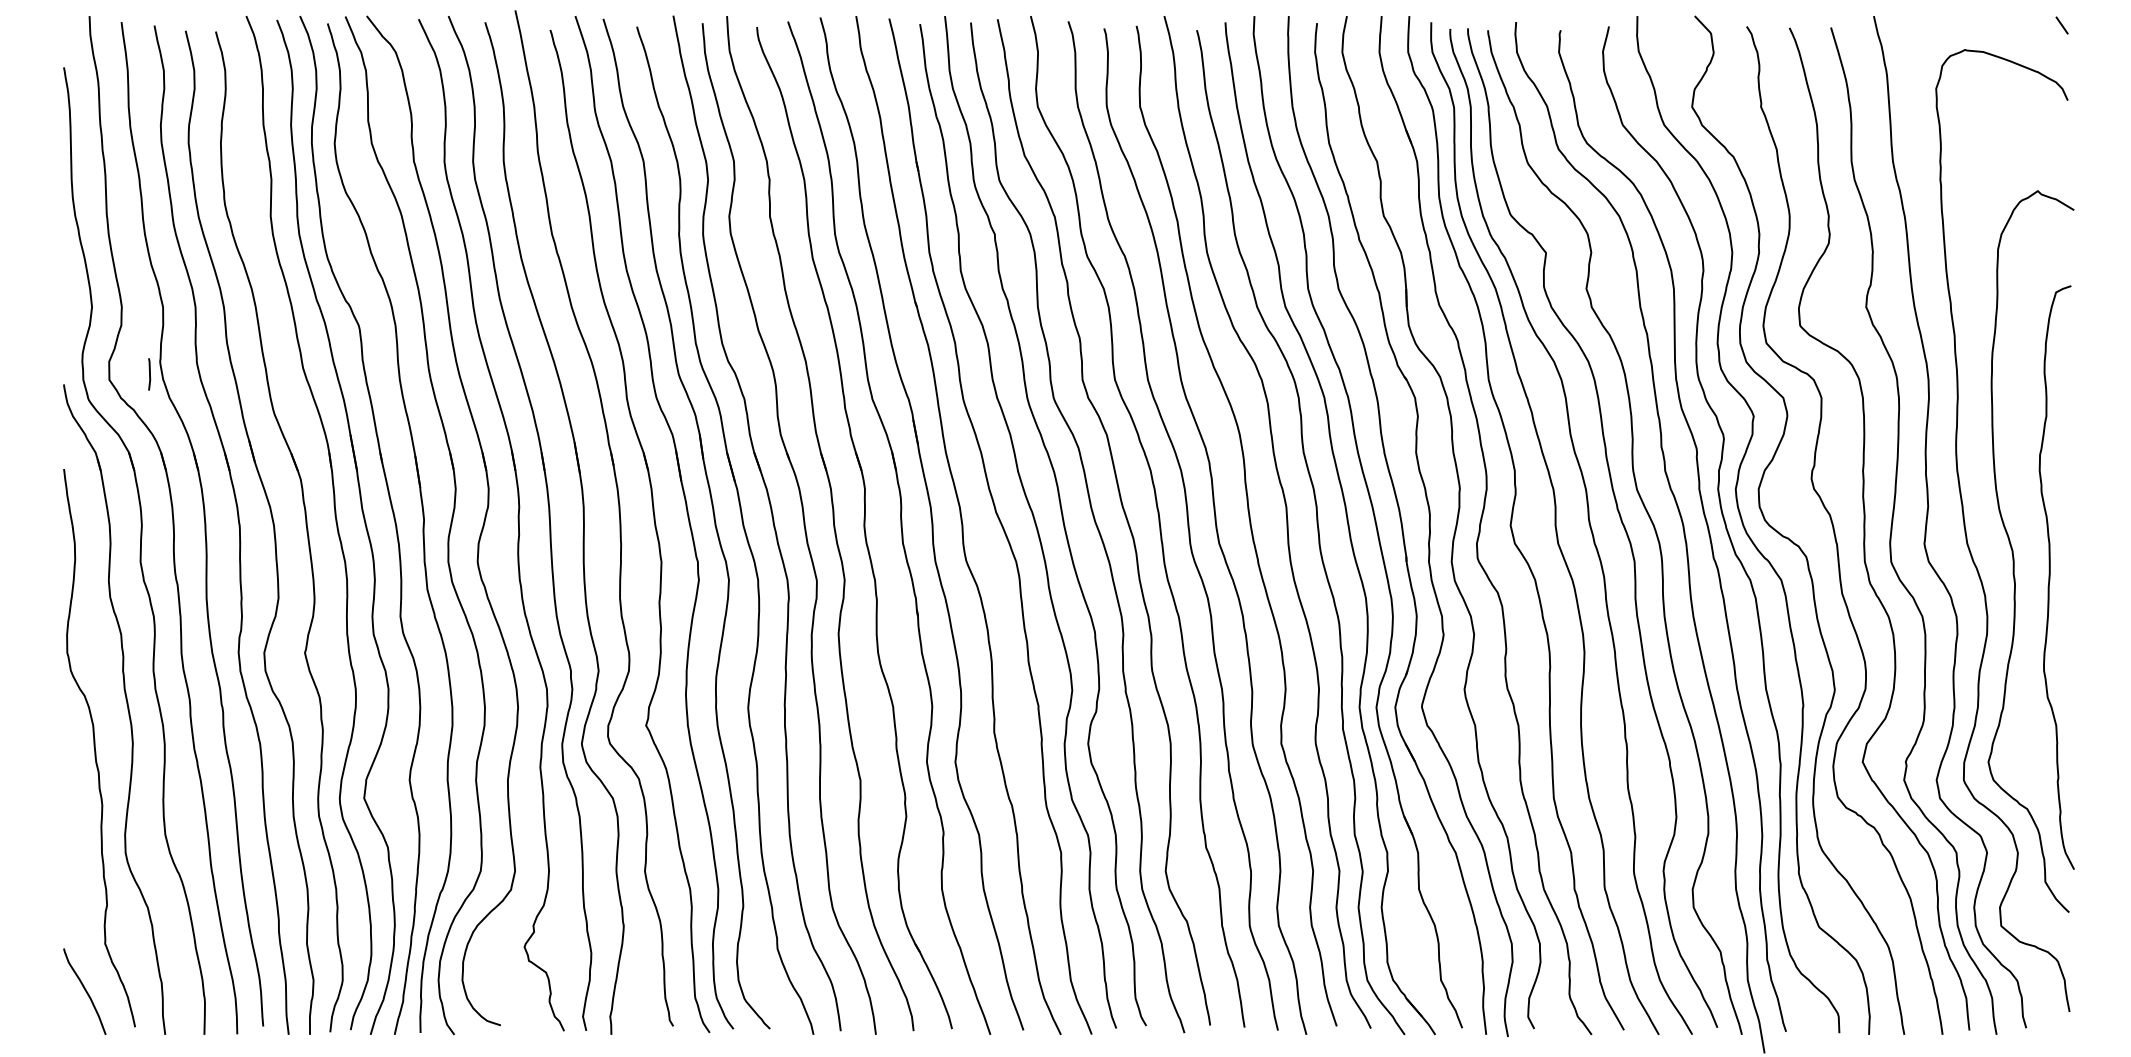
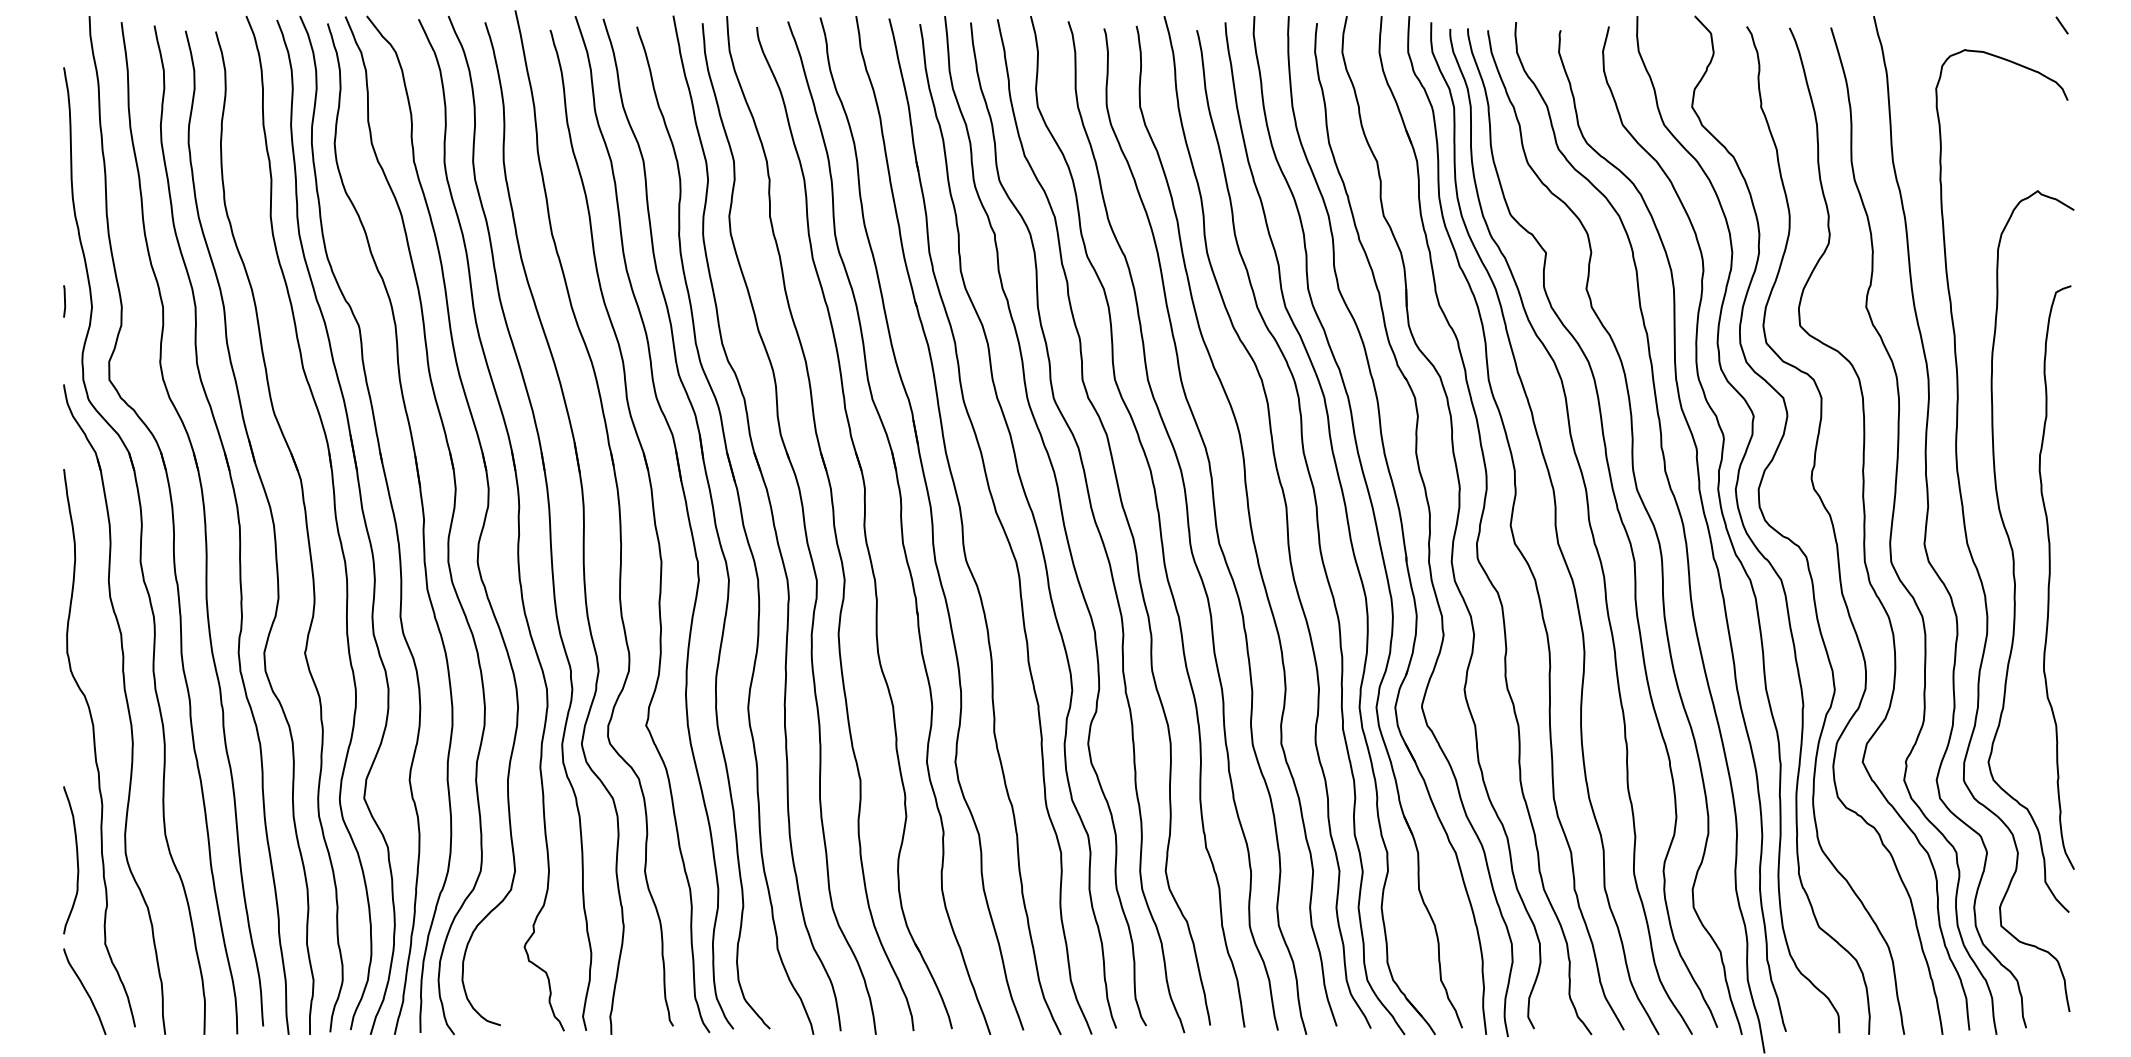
line position: (149, 374) -> (64, 301) (64, 301)
curve: none -> present (76, 860)
